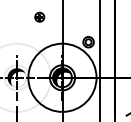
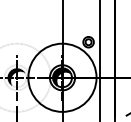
part: present -> none (39, 16)
